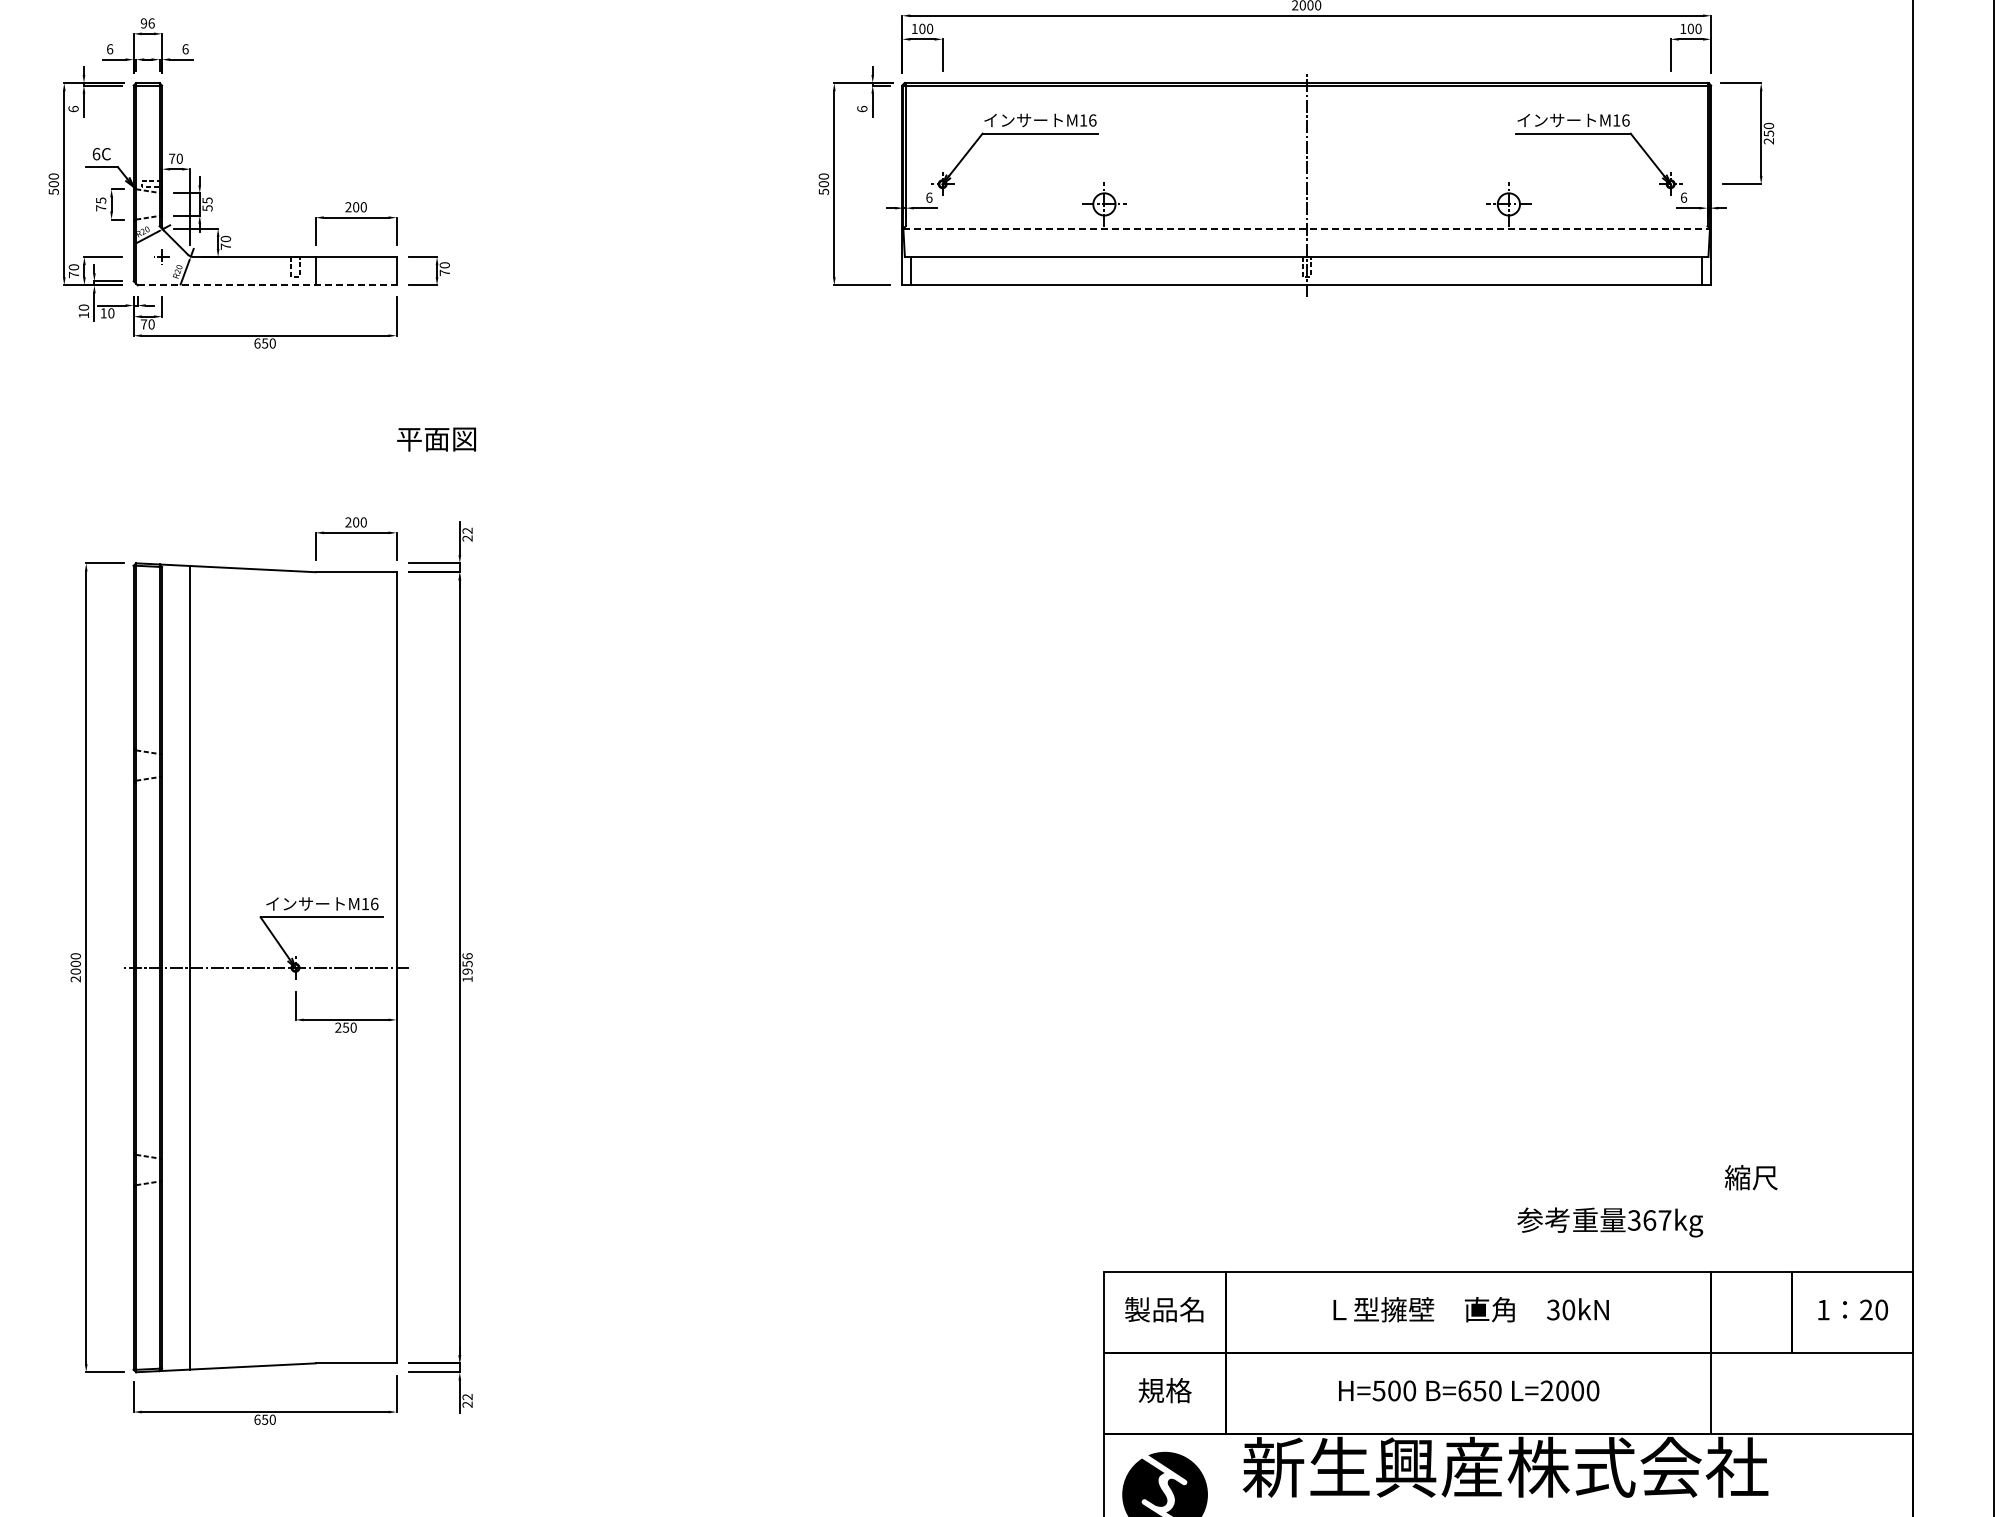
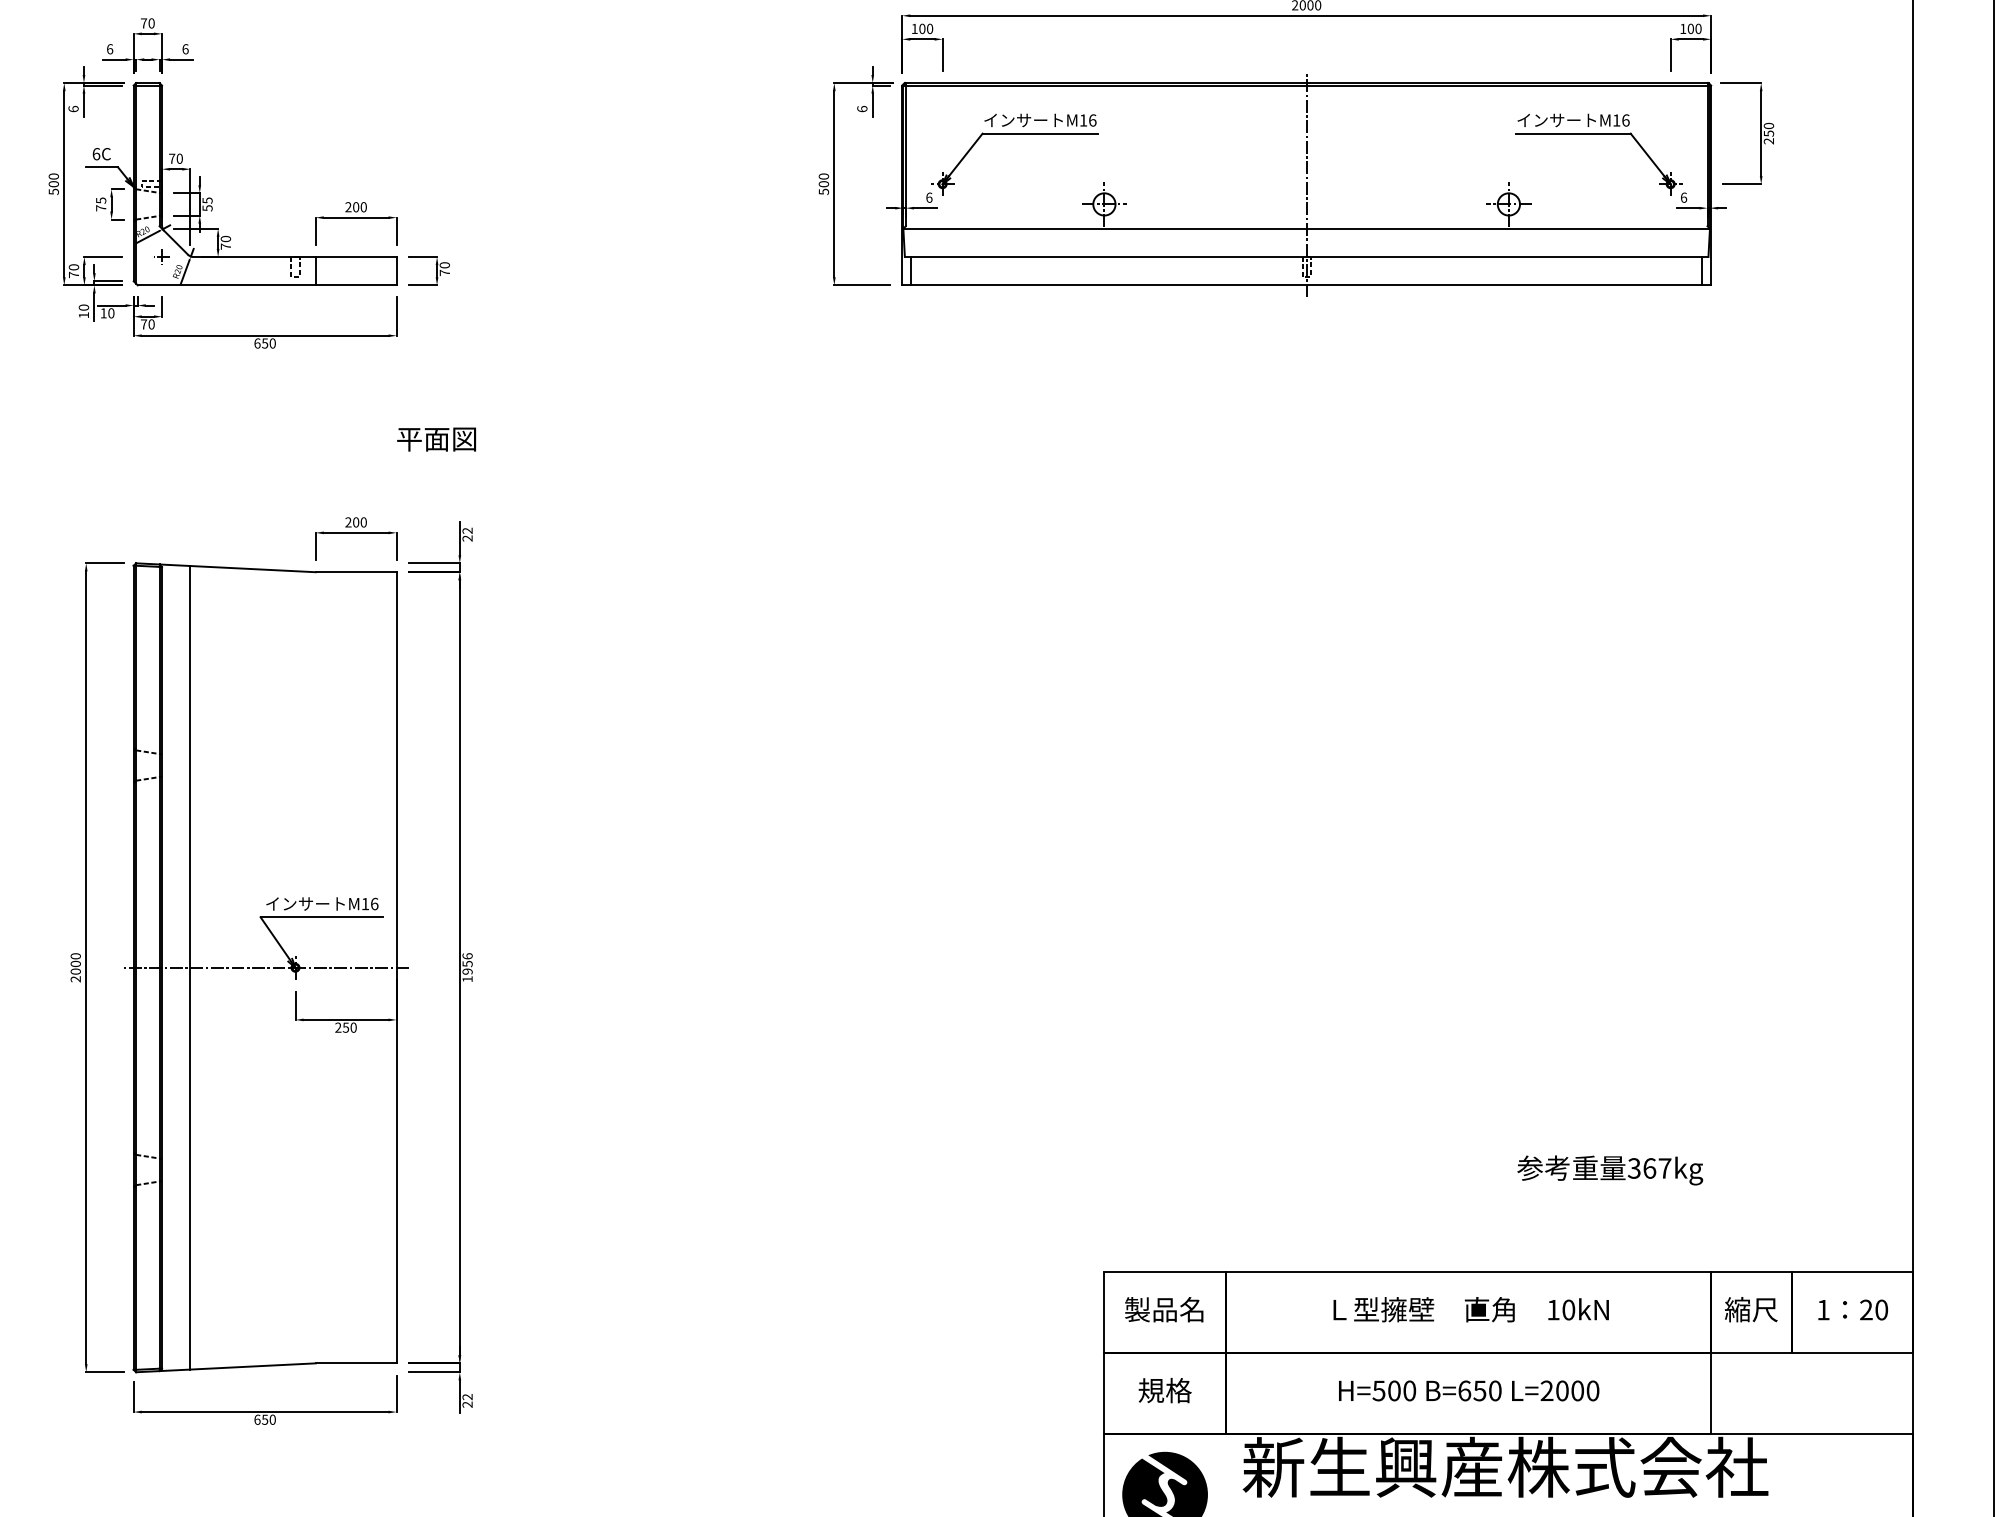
text: 96 -> 70 (147, 23)
line: dashed -> solid (1307, 228)
line: dashed -> solid (267, 285)
text position: (1750, 1177) -> (1750, 1309) (1750, 1309)
text position: (1610, 1222) -> (1610, 1170) (1610, 1170)
text: 30kN -> 10kN (1553, 1309)
